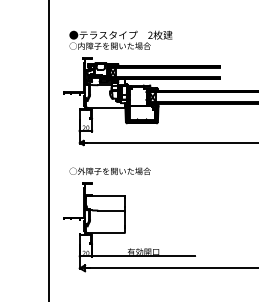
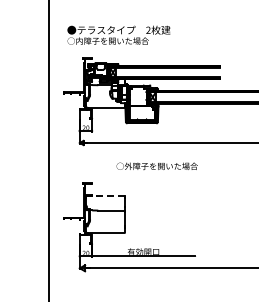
text position: (120, 39) -> (118, 34) (118, 34)
text position: (109, 170) -> (156, 165) (156, 165)
line: solid -> dashed (106, 196)
